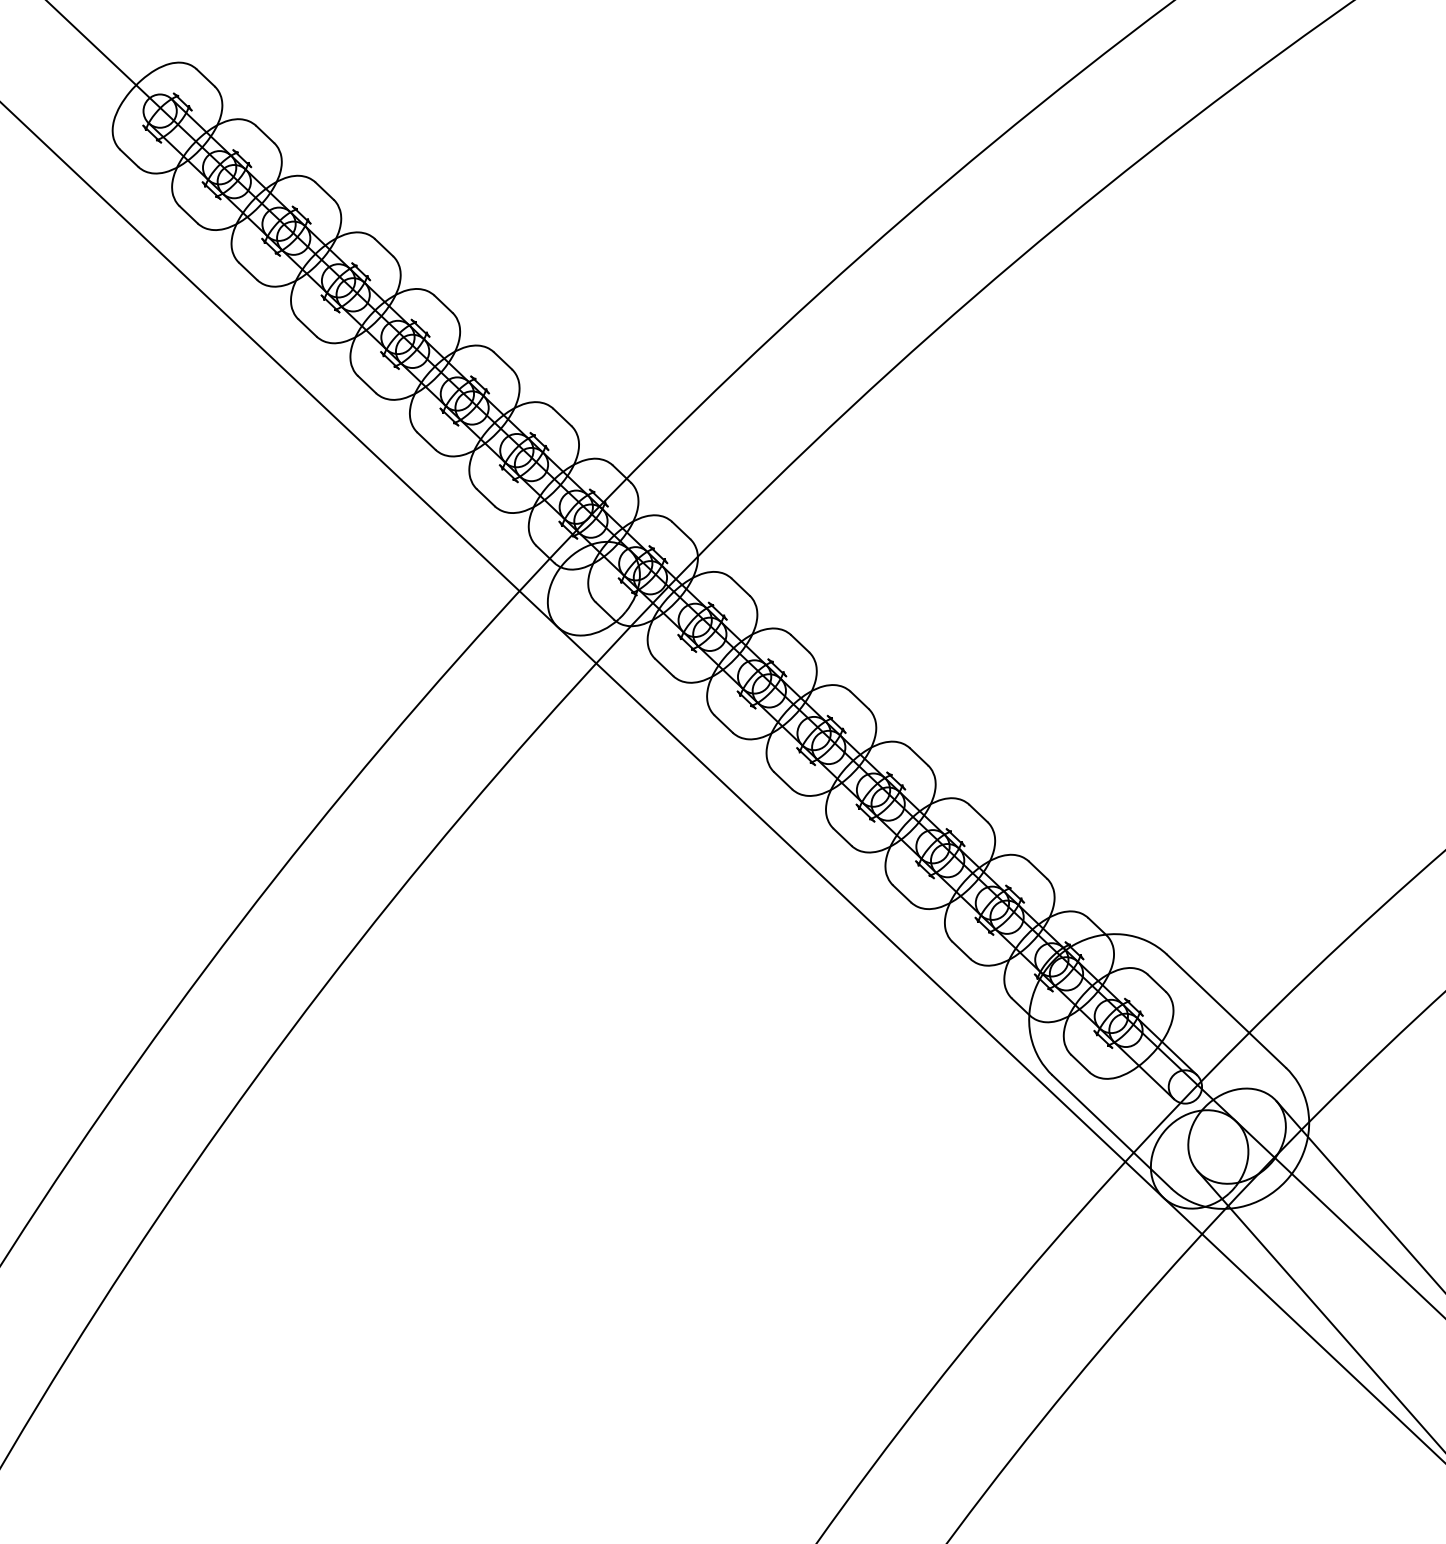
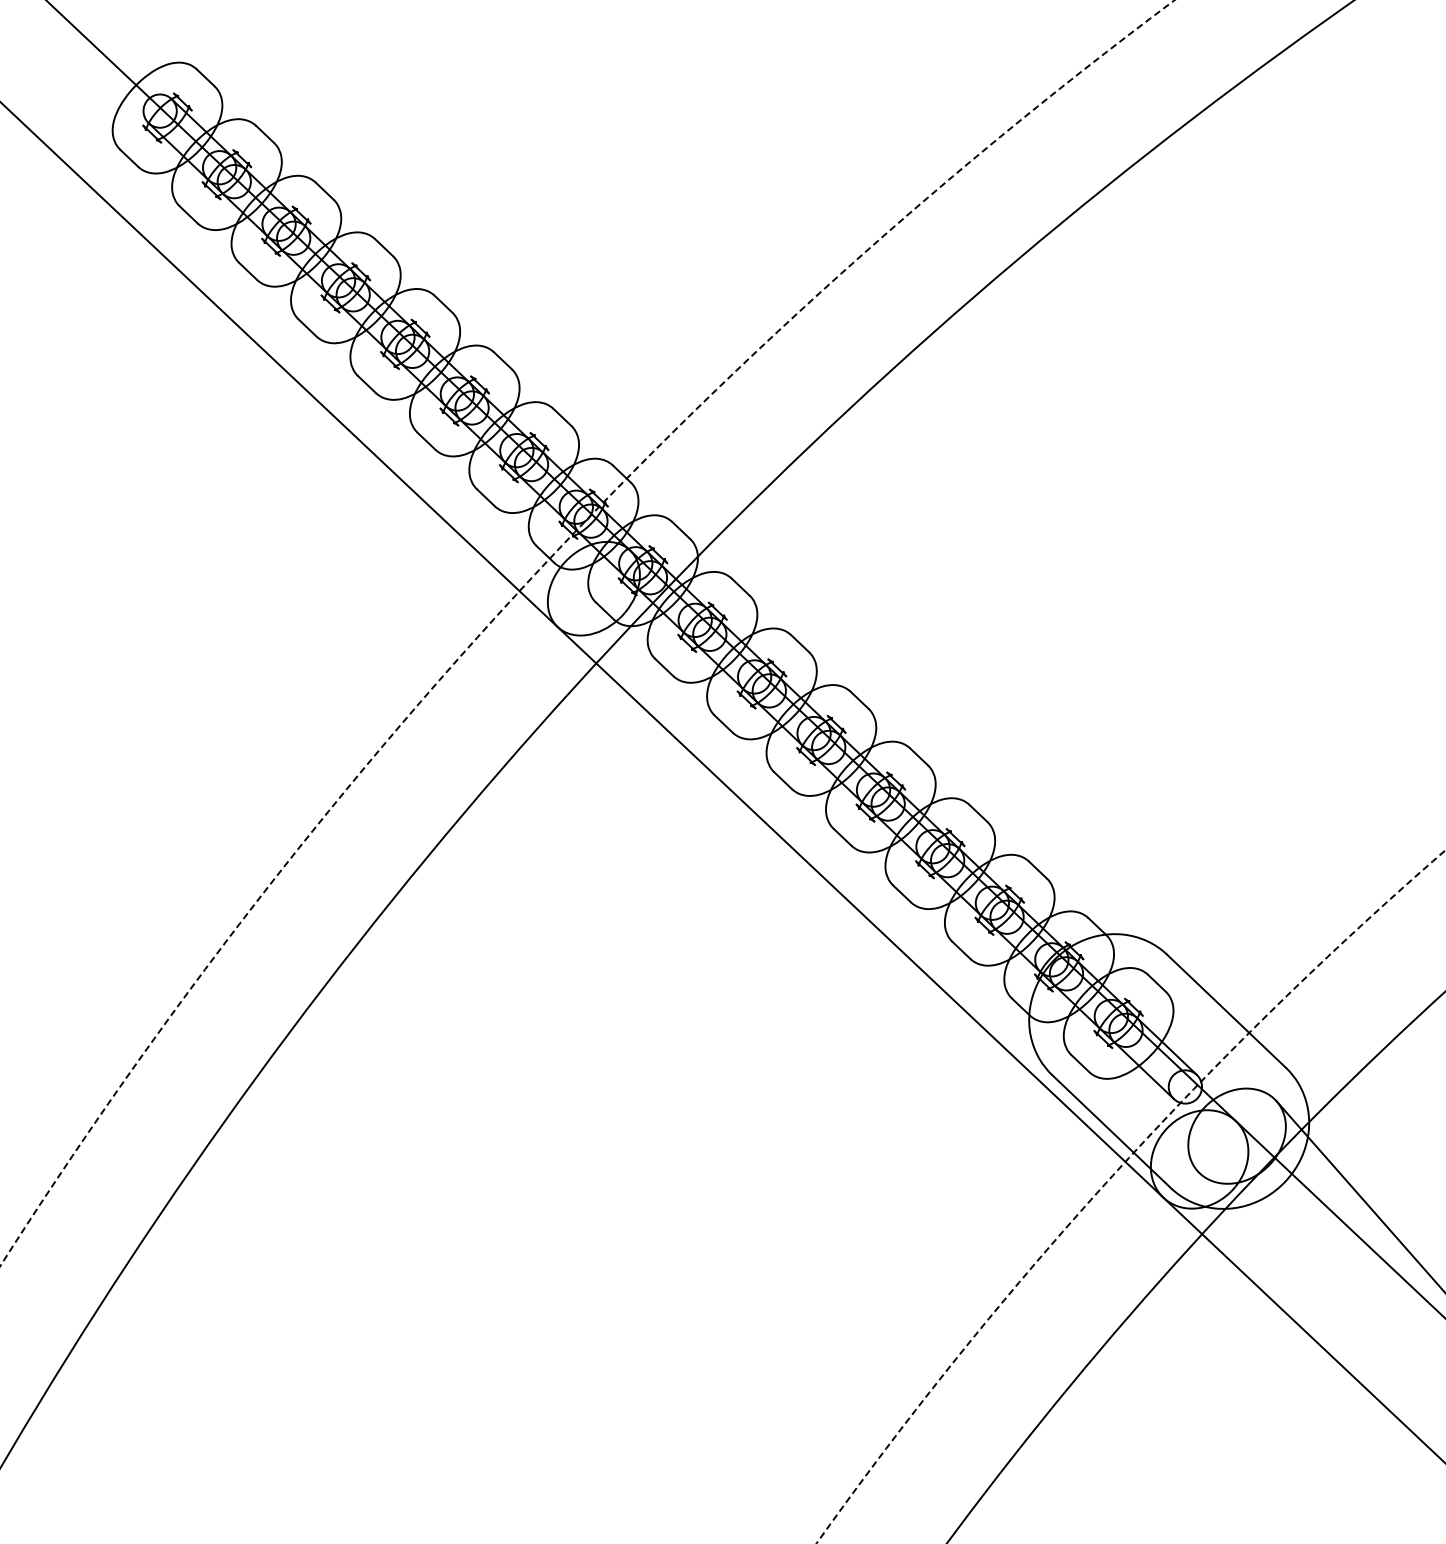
circle: solid -> dashed (587, 633)
circle: solid -> dashed (1130, 1196)
line: present -> none (1319, 1310)
